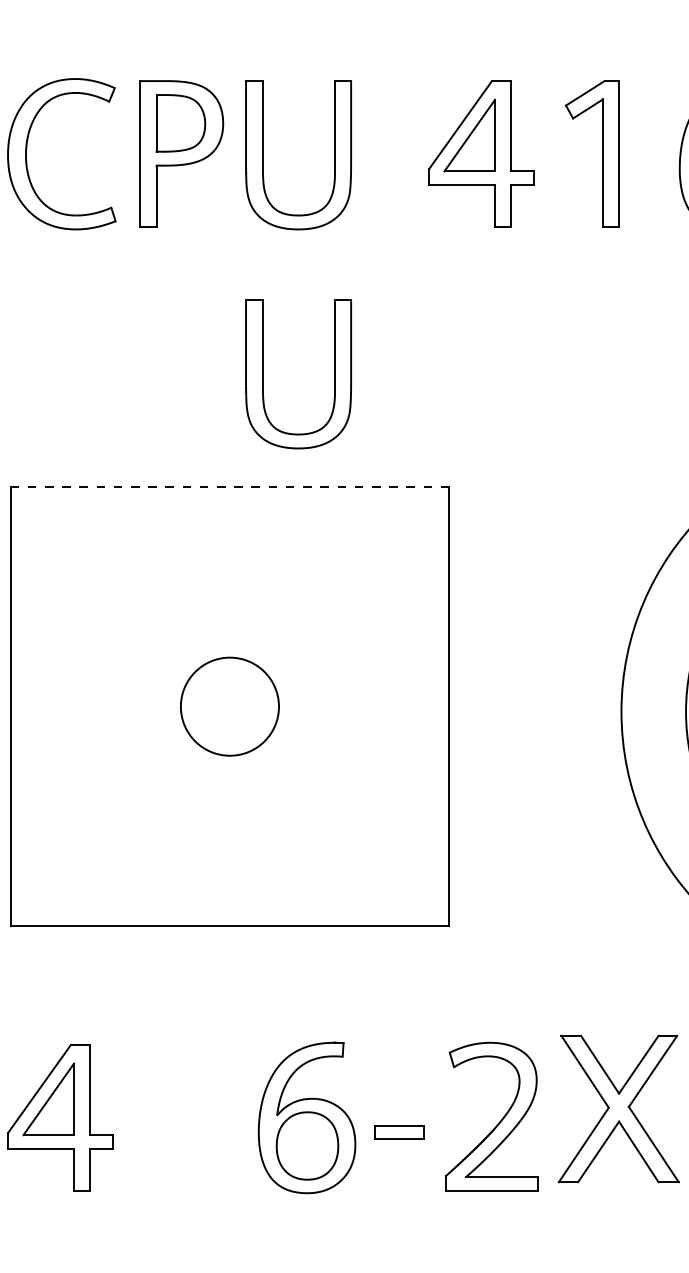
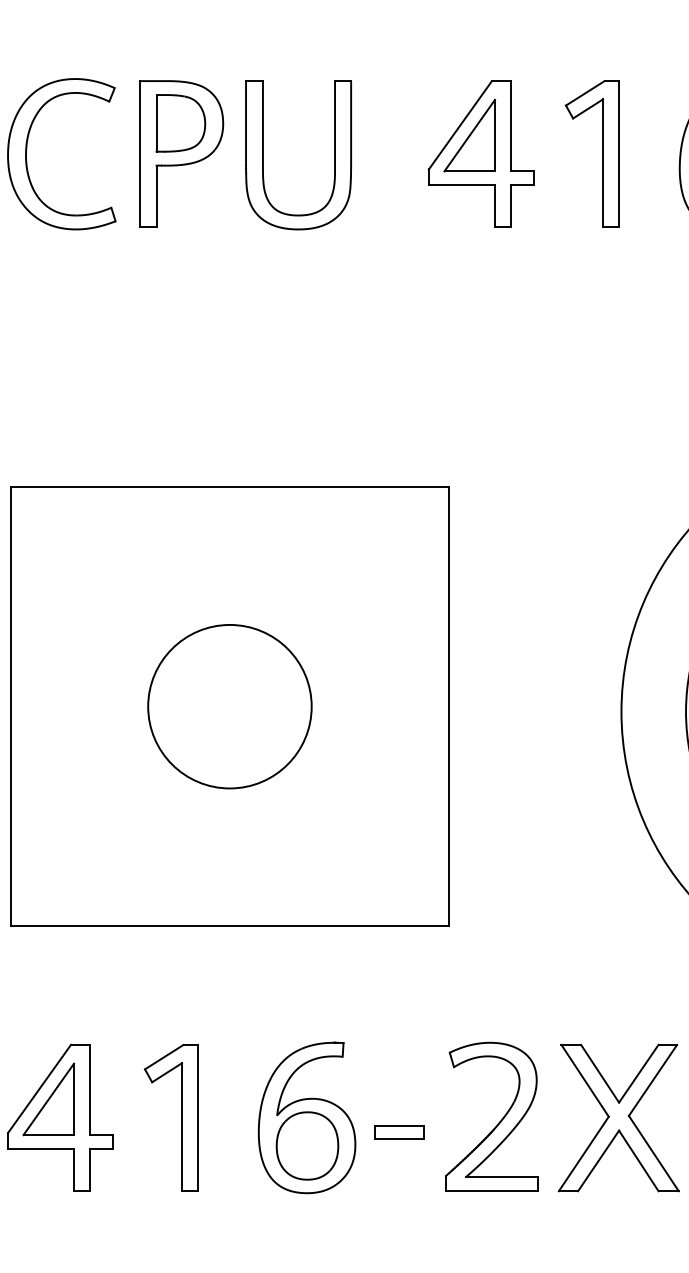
part: present -> none (263, 374)
line: dashed -> solid (230, 487)
circle diameter: 98 px -> 163 px (229, 706)
part position: (618, 1108) -> (618, 1117) (618, 1117)
part: none -> present (181, 1117)
